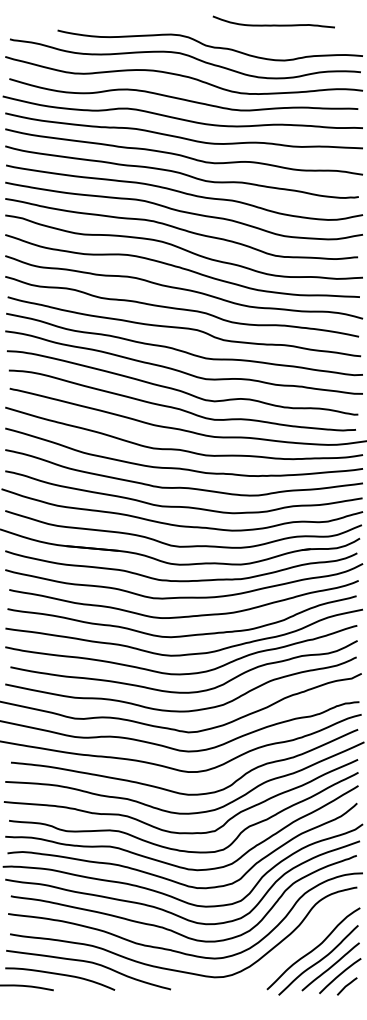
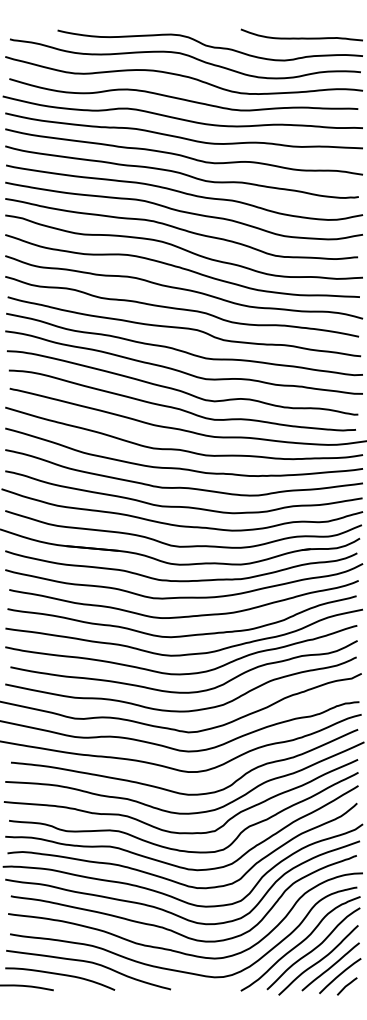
curve position: (273, 24) -> (301, 37) (301, 37)
curve: none -> present (300, 943)
